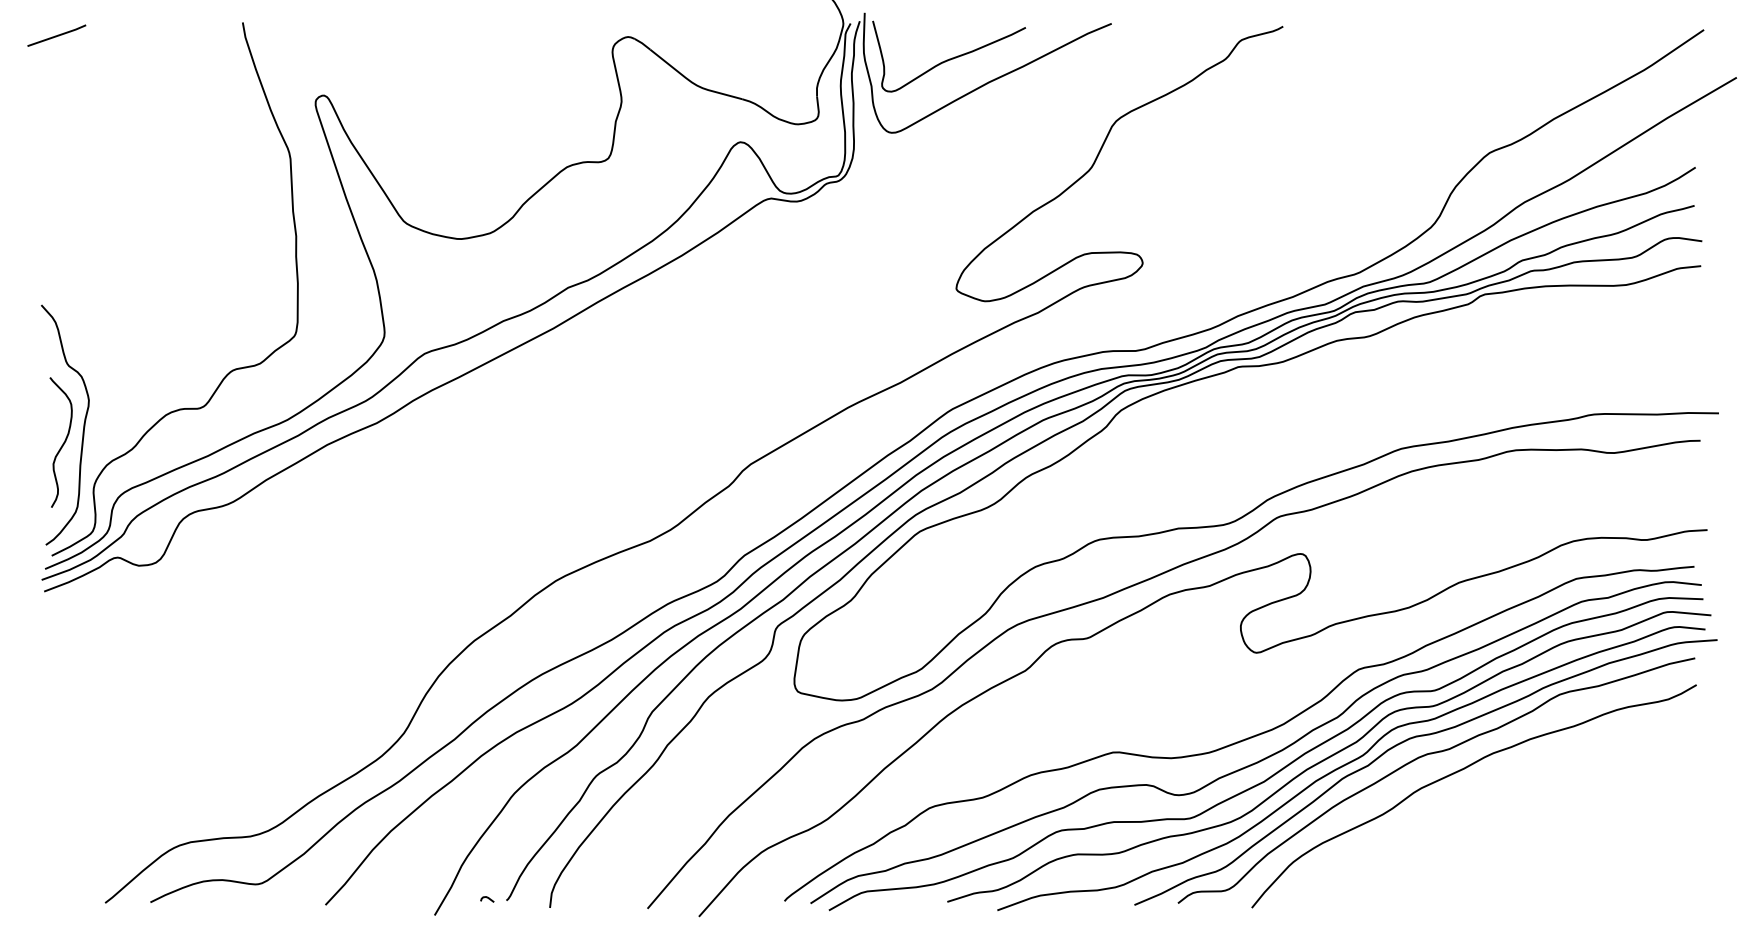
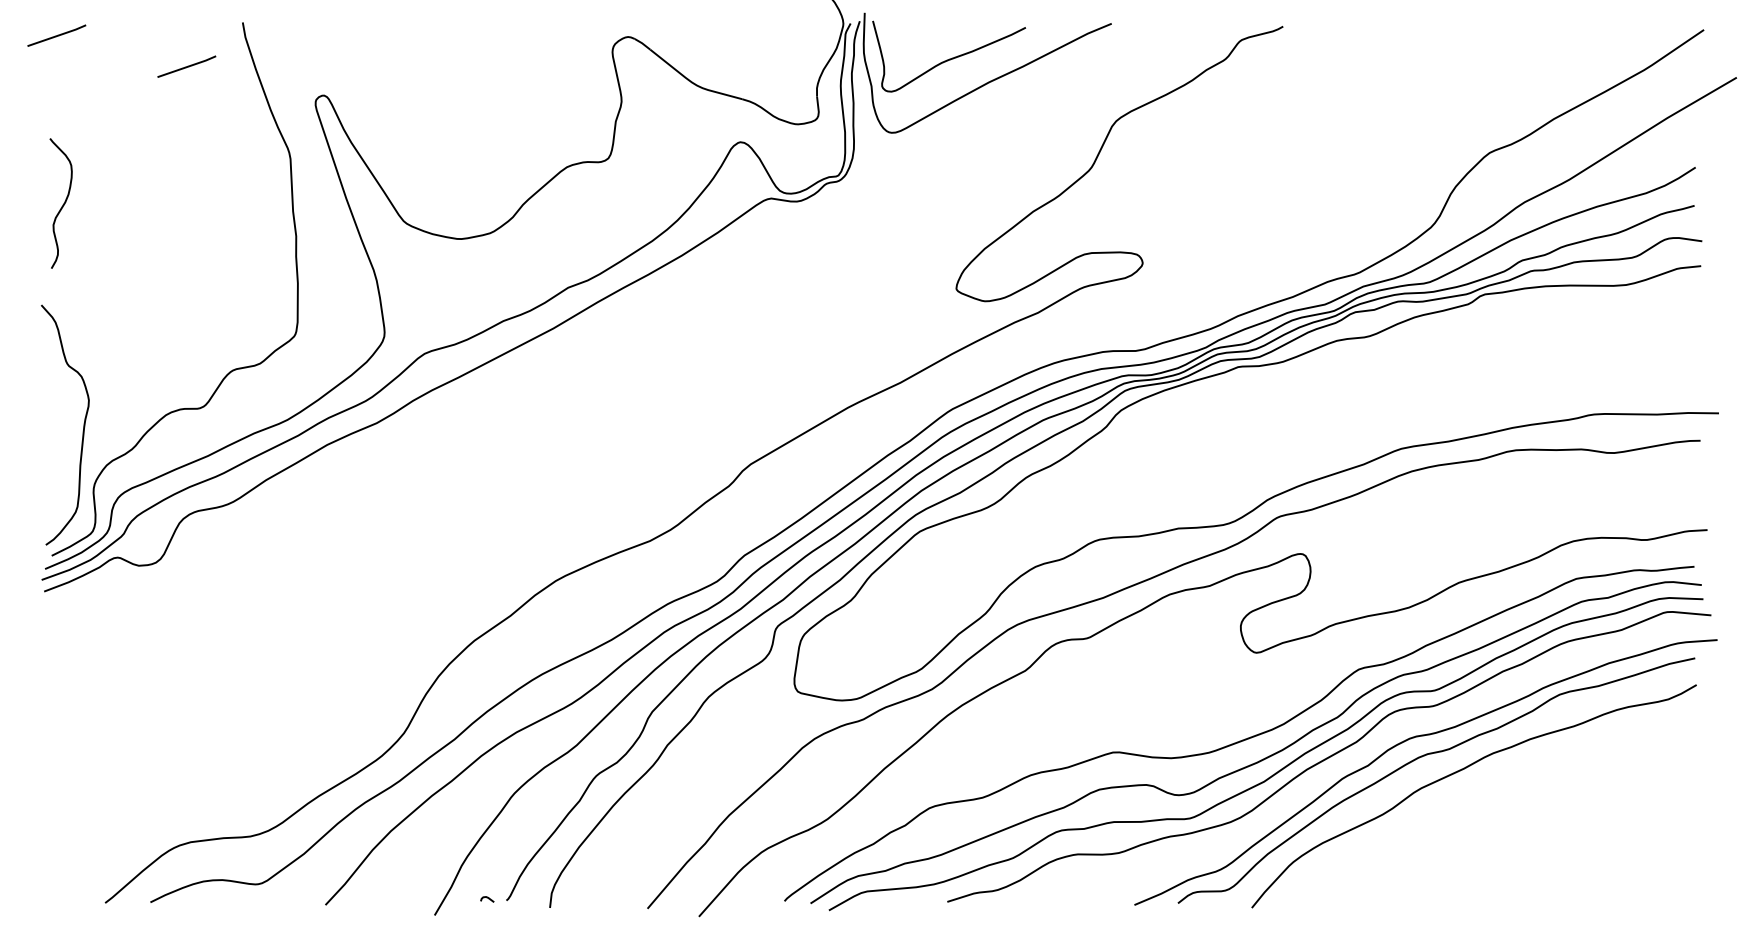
line: none -> present (186, 66)
curve position: (62, 443) -> (62, 204) (62, 204)
curve: present -> none (1348, 764)
